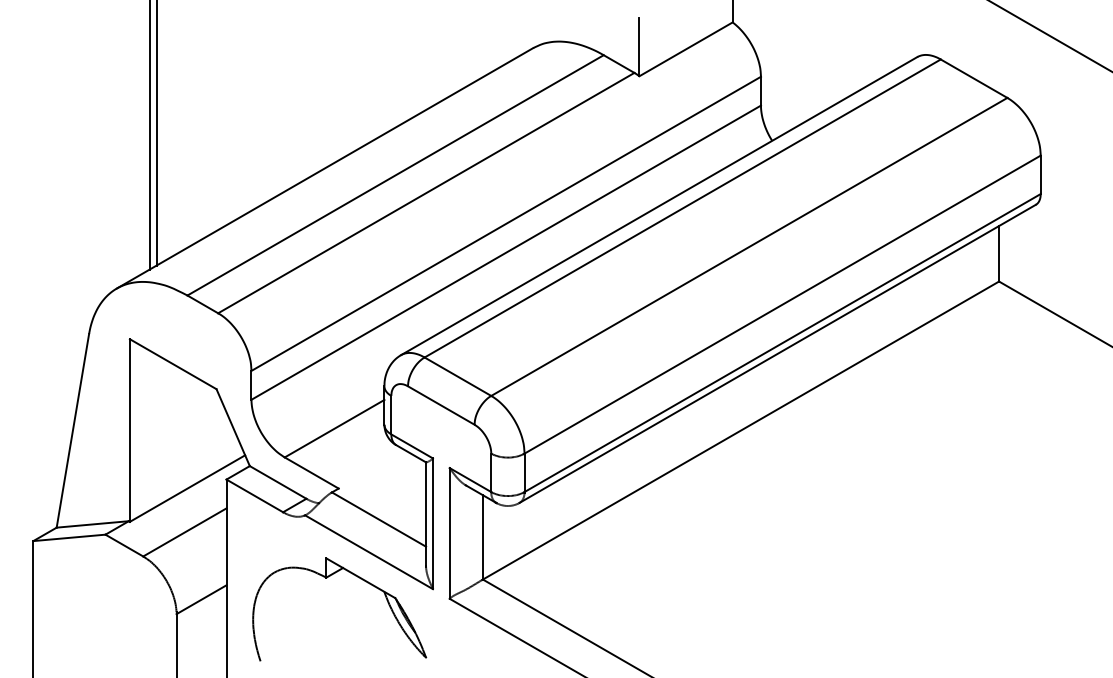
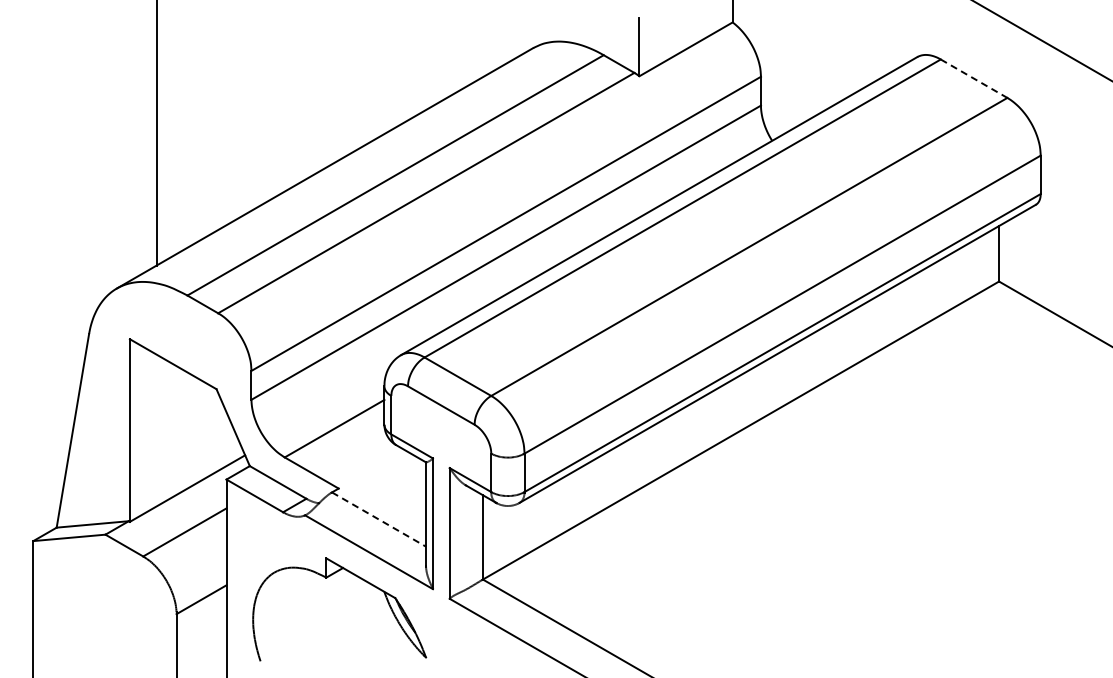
line position: (1050, 36) -> (1042, 40) (1042, 40)
line: solid -> dashed (974, 78)
line: present -> none (149, 135)
line: solid -> dashed (379, 519)
